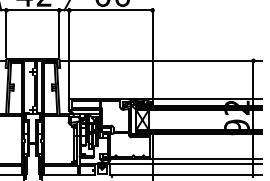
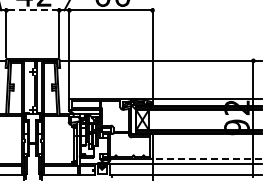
line: solid -> dashed (32, 10)
line: solid -> dashed (206, 159)
